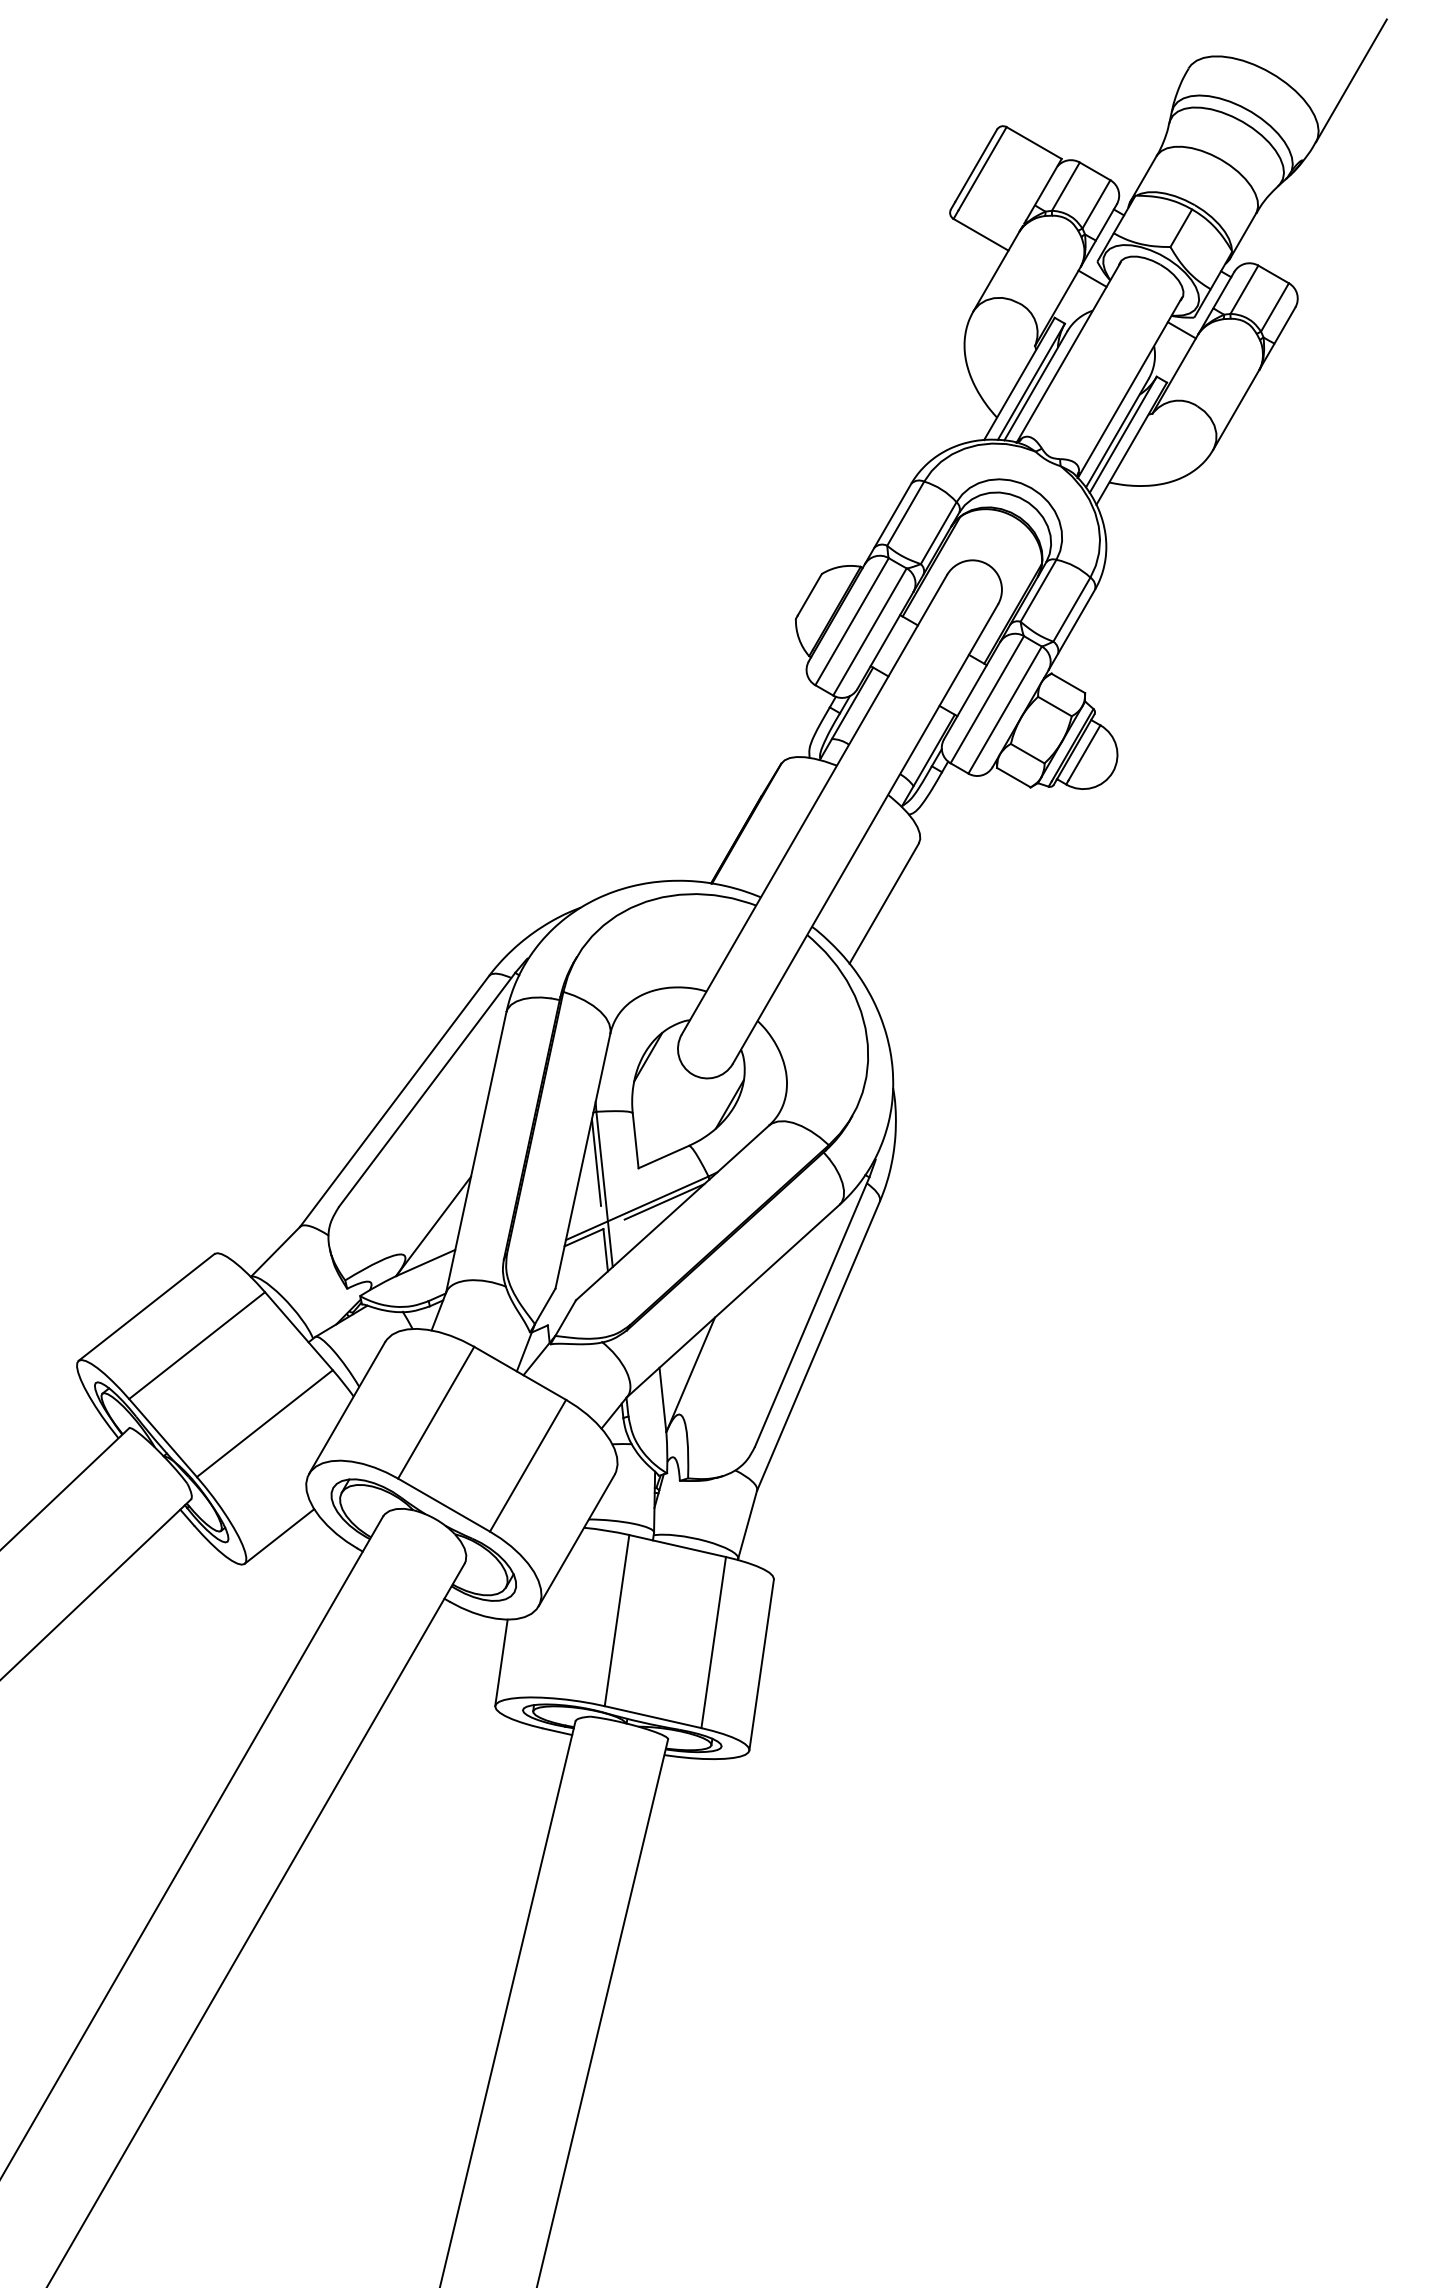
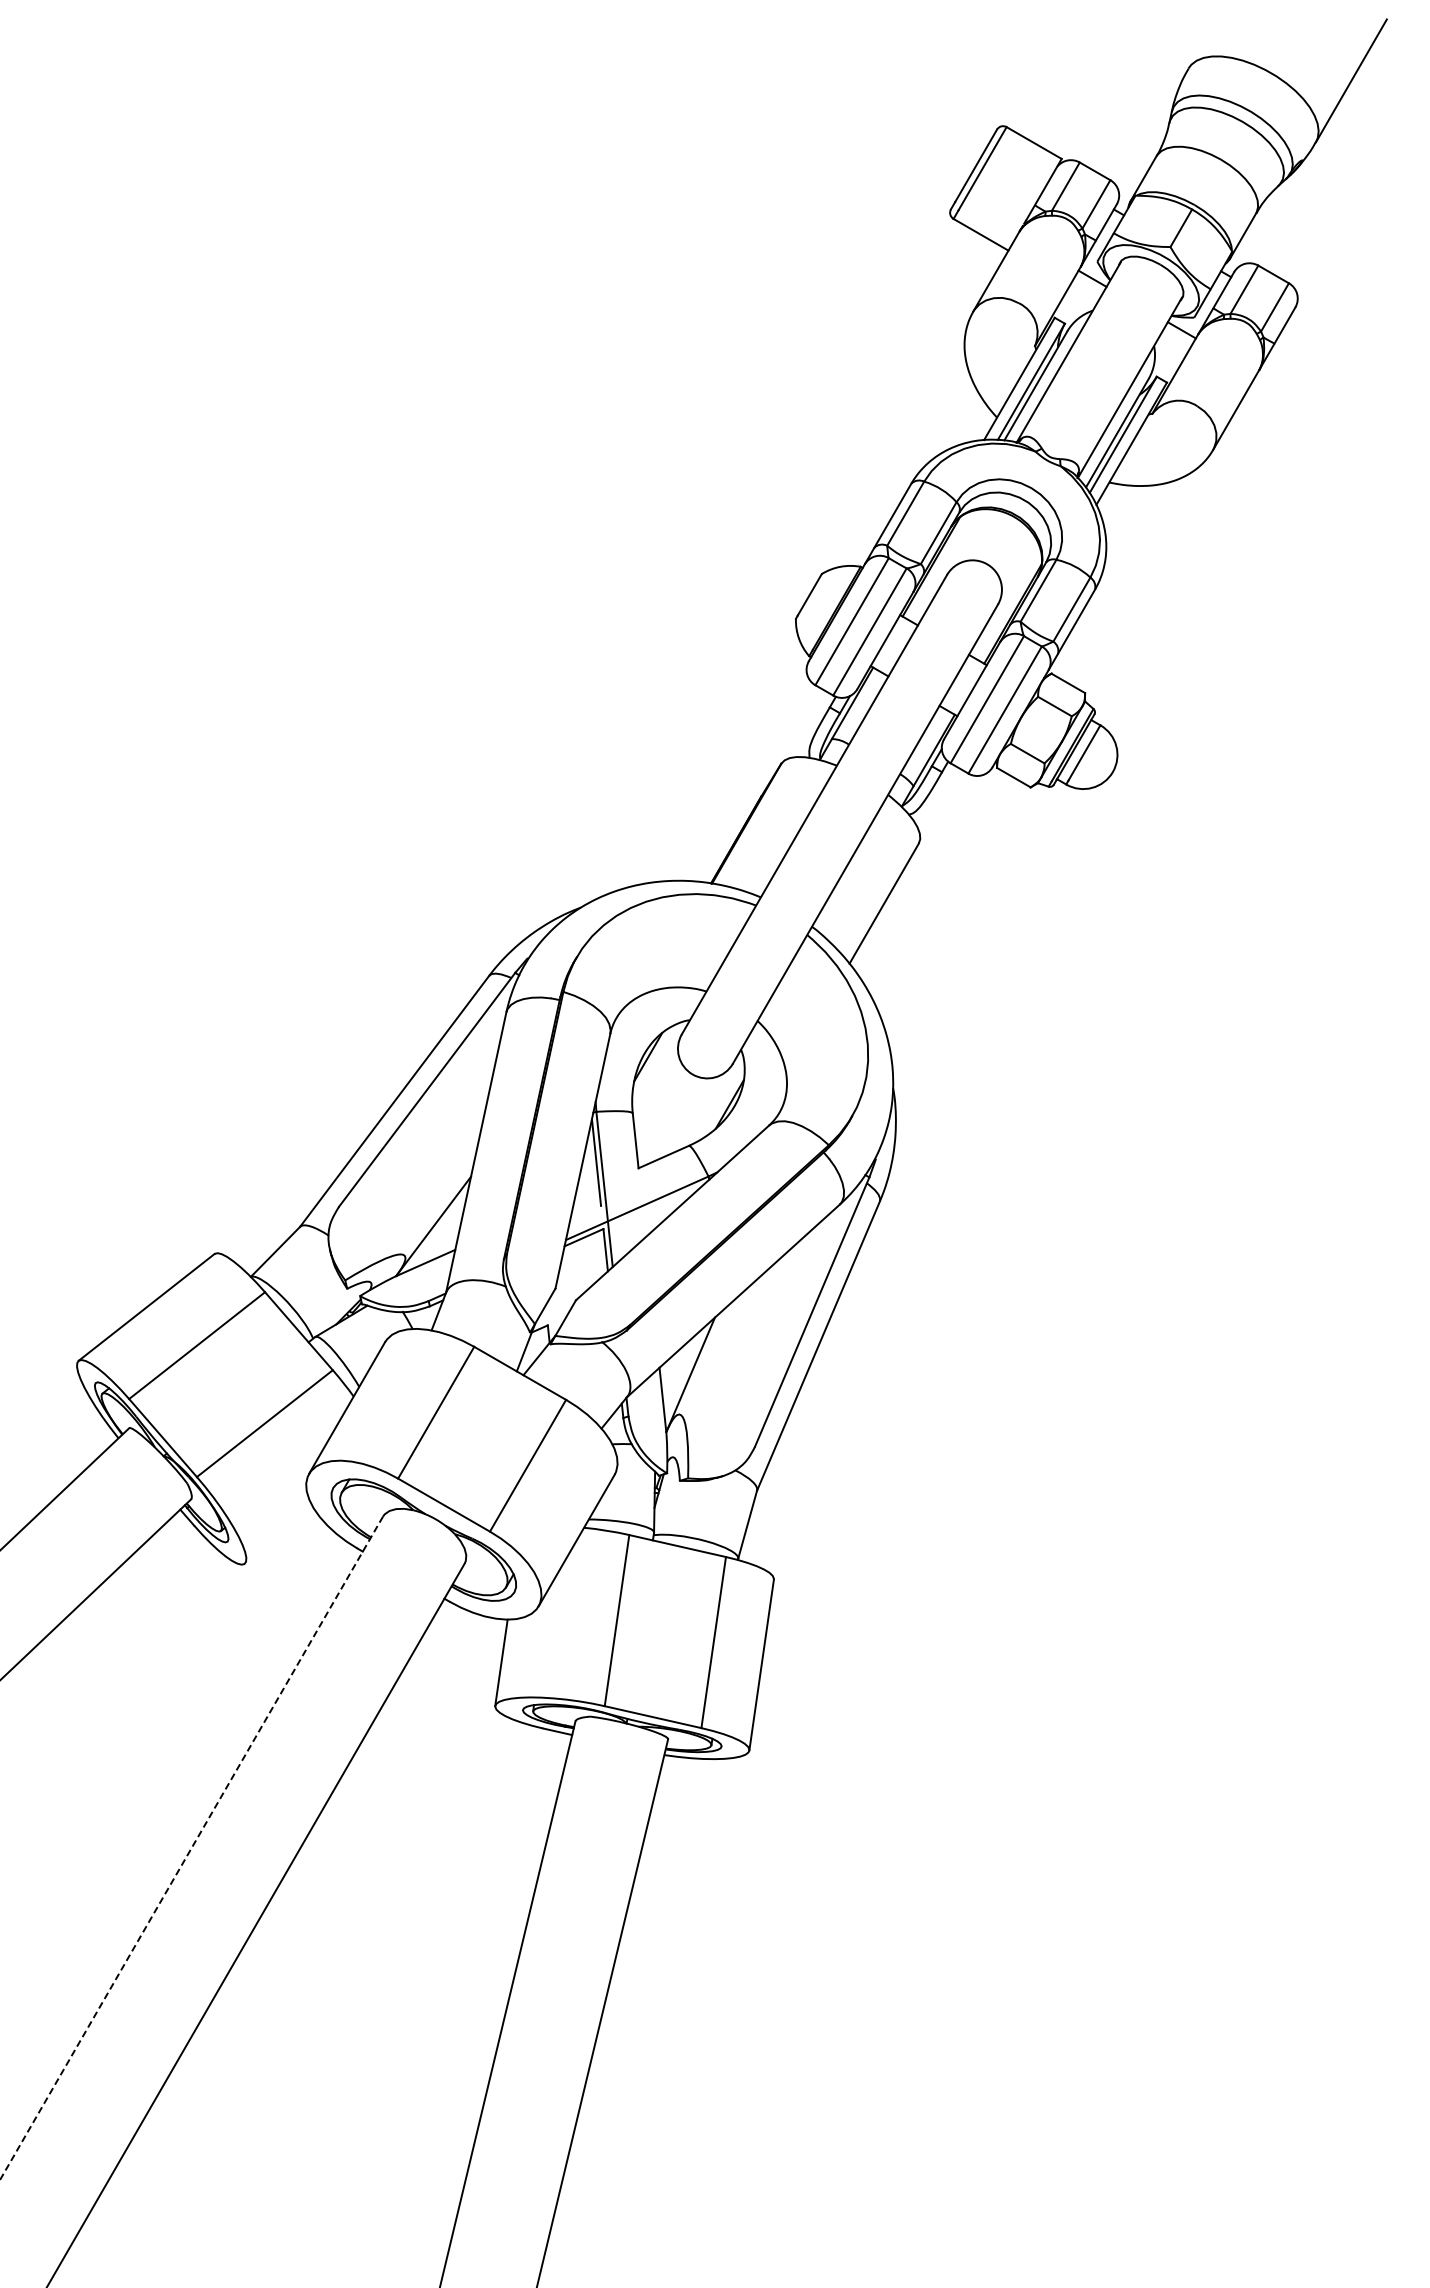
line: present -> none (664, 1201)
line: present -> none (279, 1536)
line: solid -> dashed (191, 1848)
